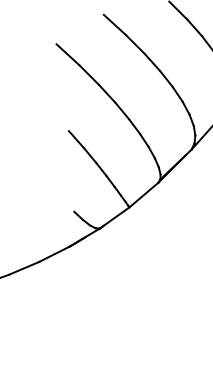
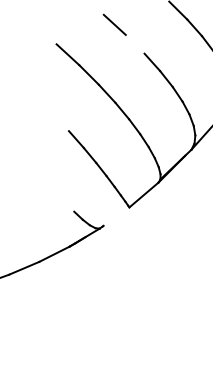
line: present -> none (134, 43)
line: present -> none (114, 217)
